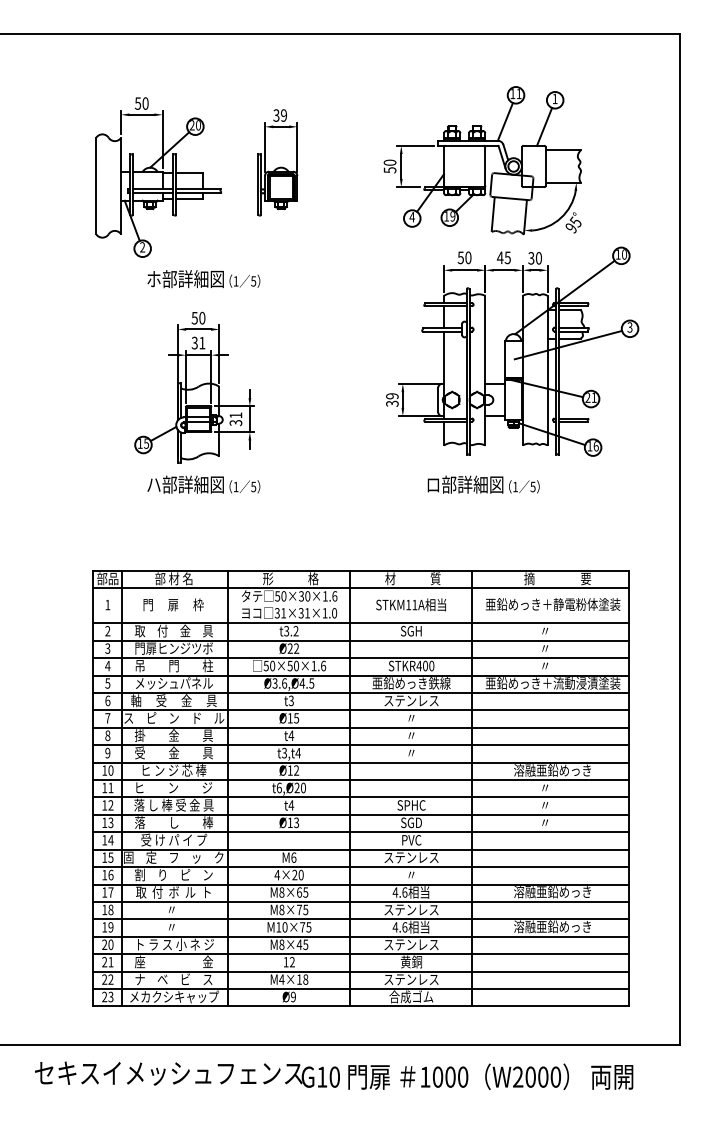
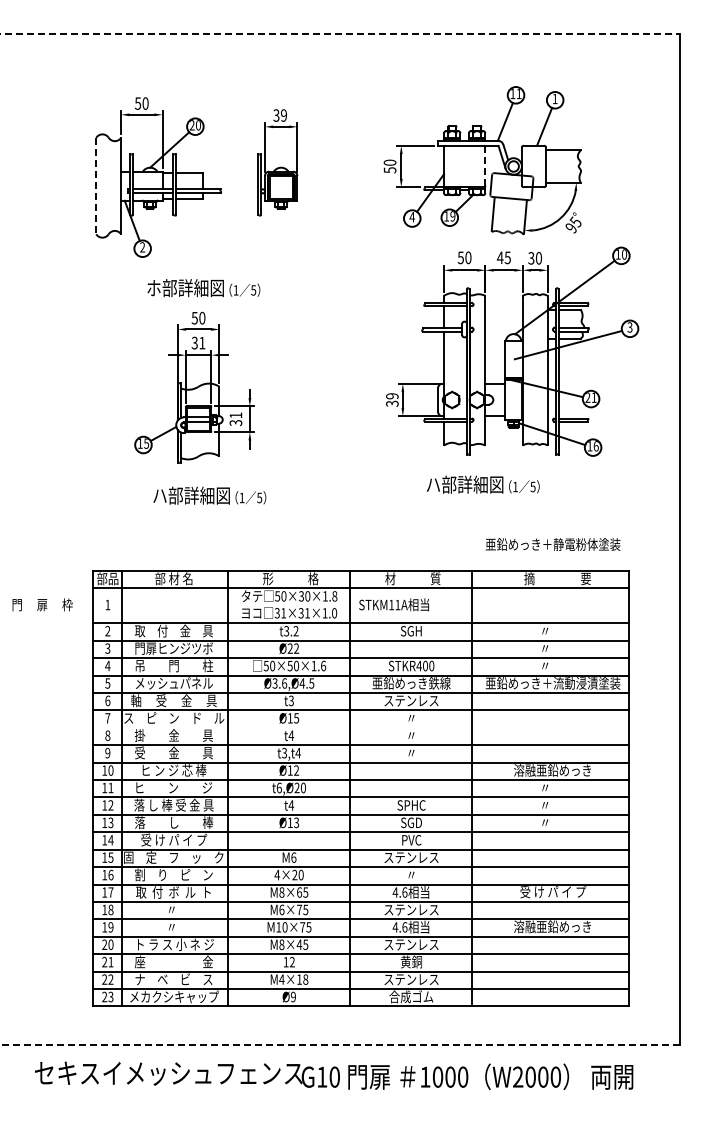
line: solid -> dashed (340, 33)
line: solid -> dashed (485, 166)
line: solid -> dashed (96, 186)
text position: (203, 279) -> (203, 288) (203, 288)
text position: (203, 484) -> (209, 495) (209, 495)
text: ロ部詳細図 -> ハ部詳細図 (432, 485)
text: 50×30×1.6 -> 50×30×1.8 (334, 596)
text position: (173, 604) -> (42, 604) (42, 604)
text position: (410, 604) -> (393, 604) (393, 604)
text position: (552, 604) -> (552, 544) (552, 544)
line: present -> none (361, 727)
text: 溶融亜鉛めっき -> 受 け パ イ プ (552, 892)
text: M8×75 -> M6×75 (281, 909)
line: solid -> dashed (339, 1044)
